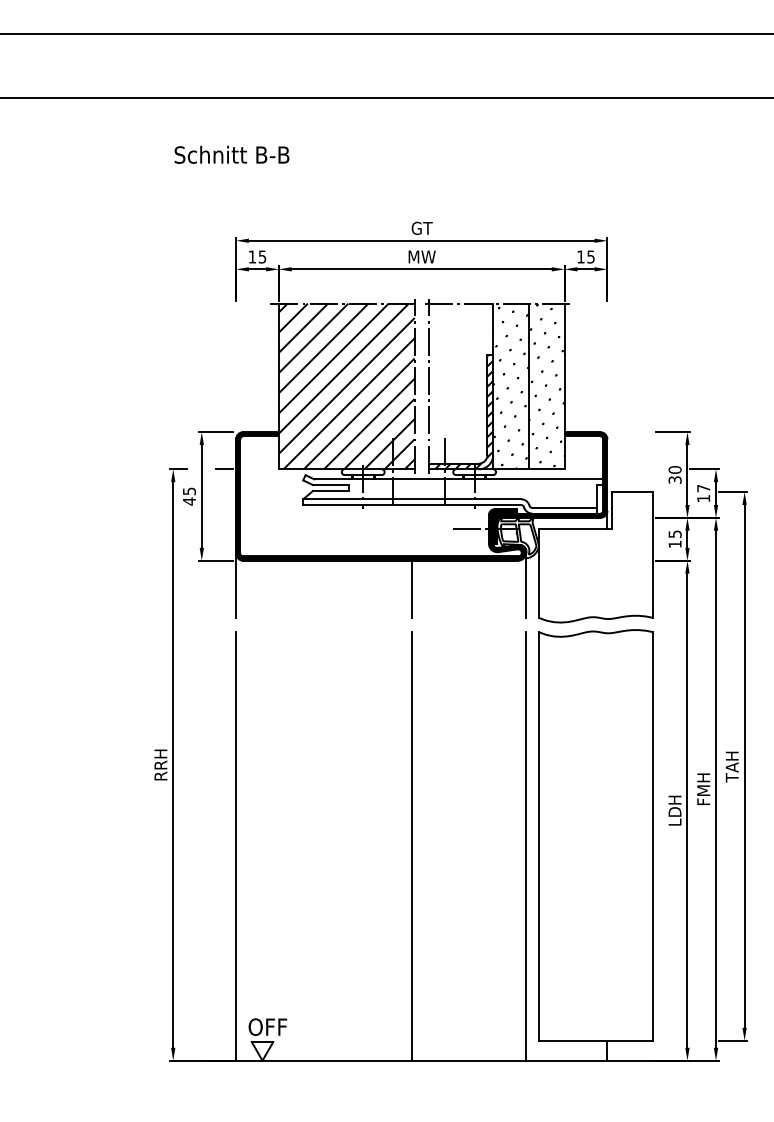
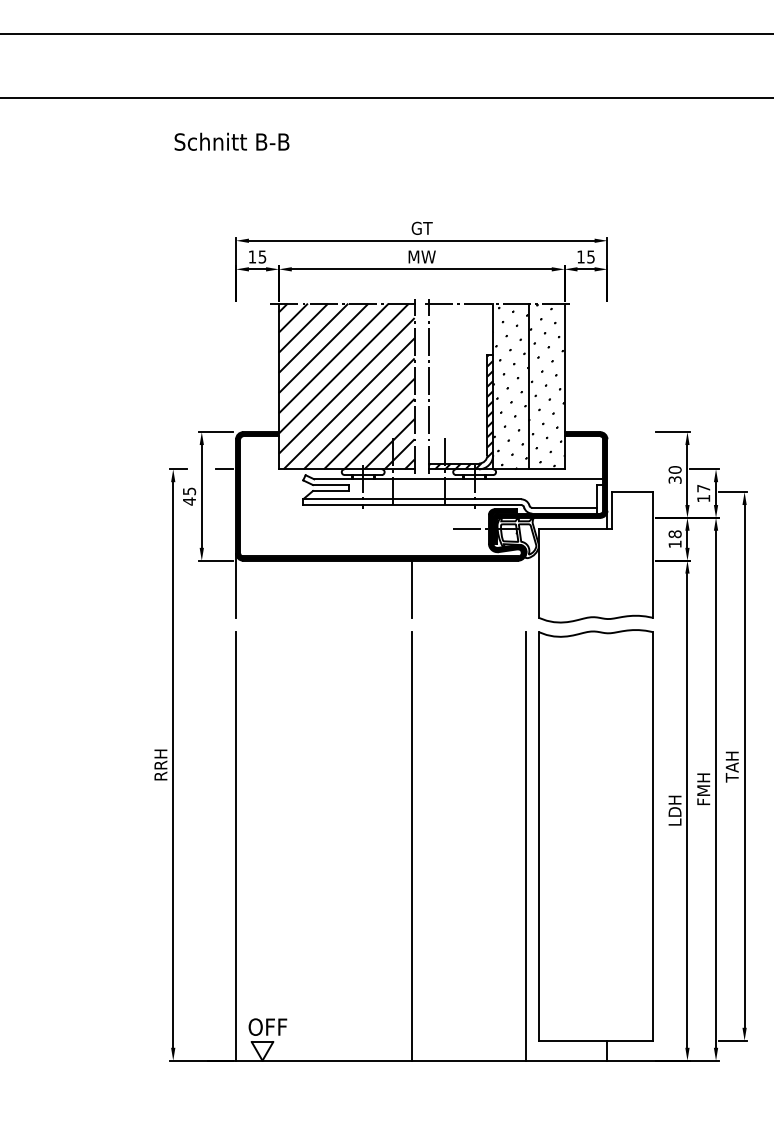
text position: (231, 154) -> (231, 141) (231, 141)
text: 15 -> 18 (674, 534)
line: present -> none (526, 585)
